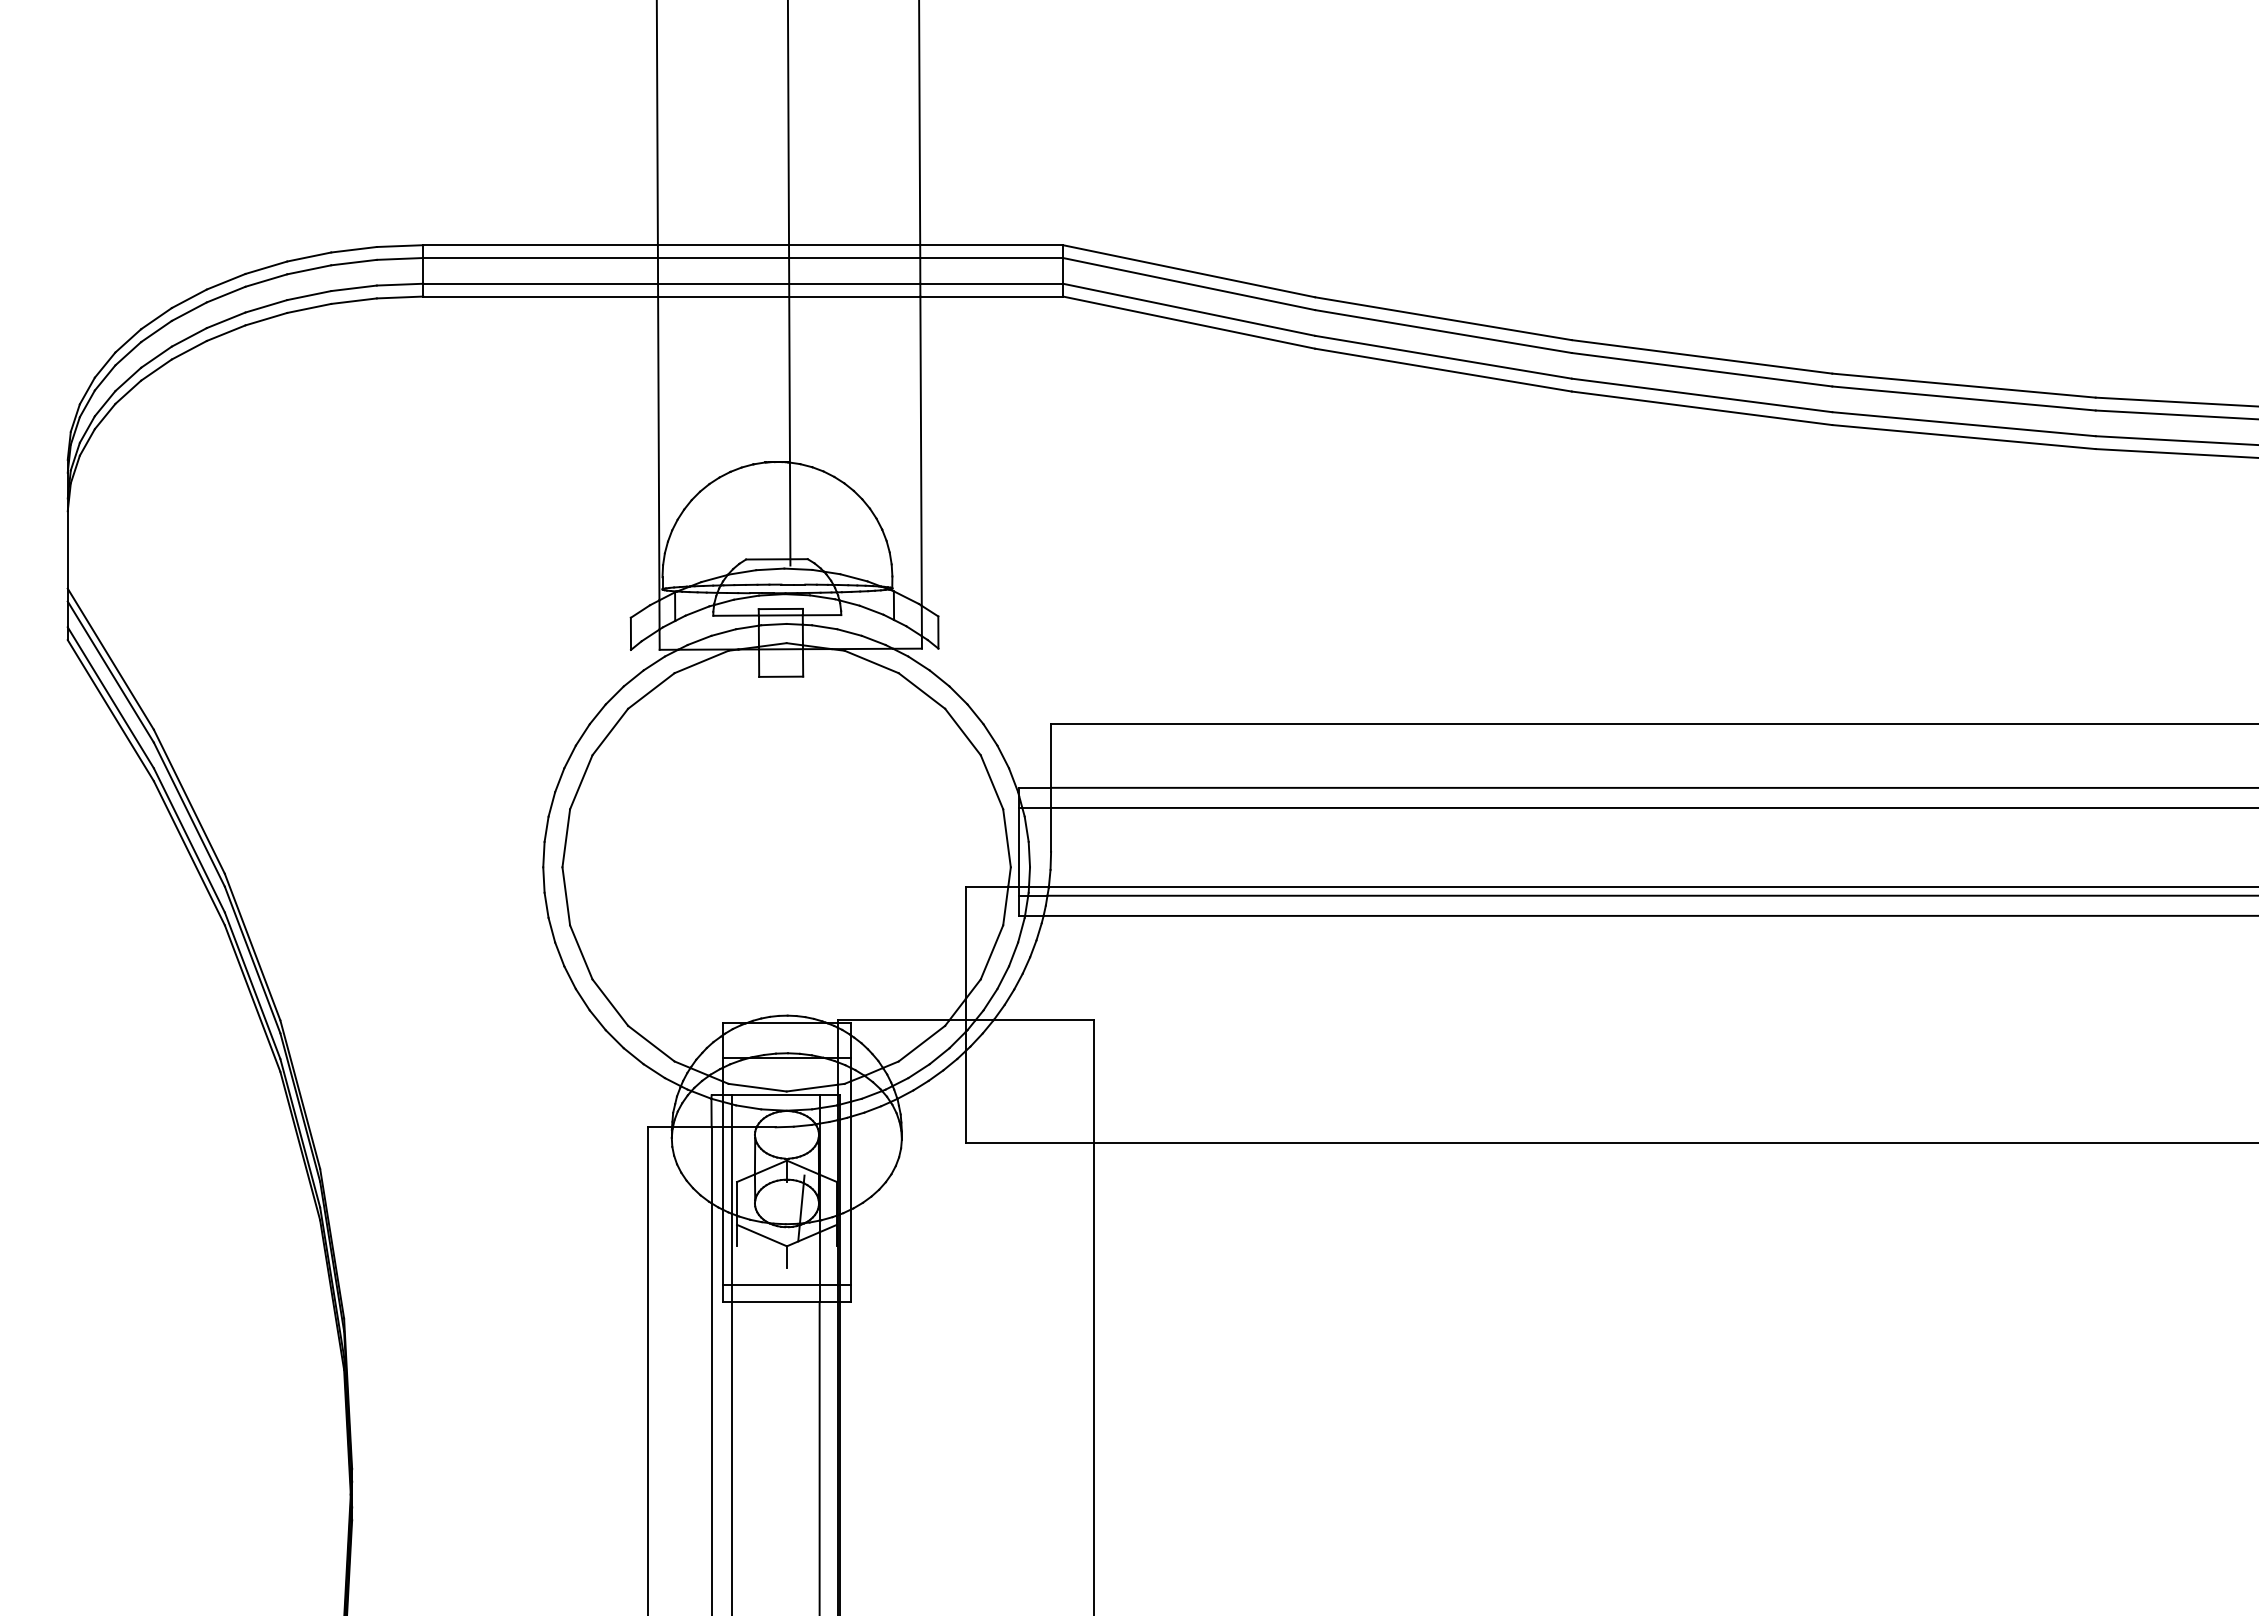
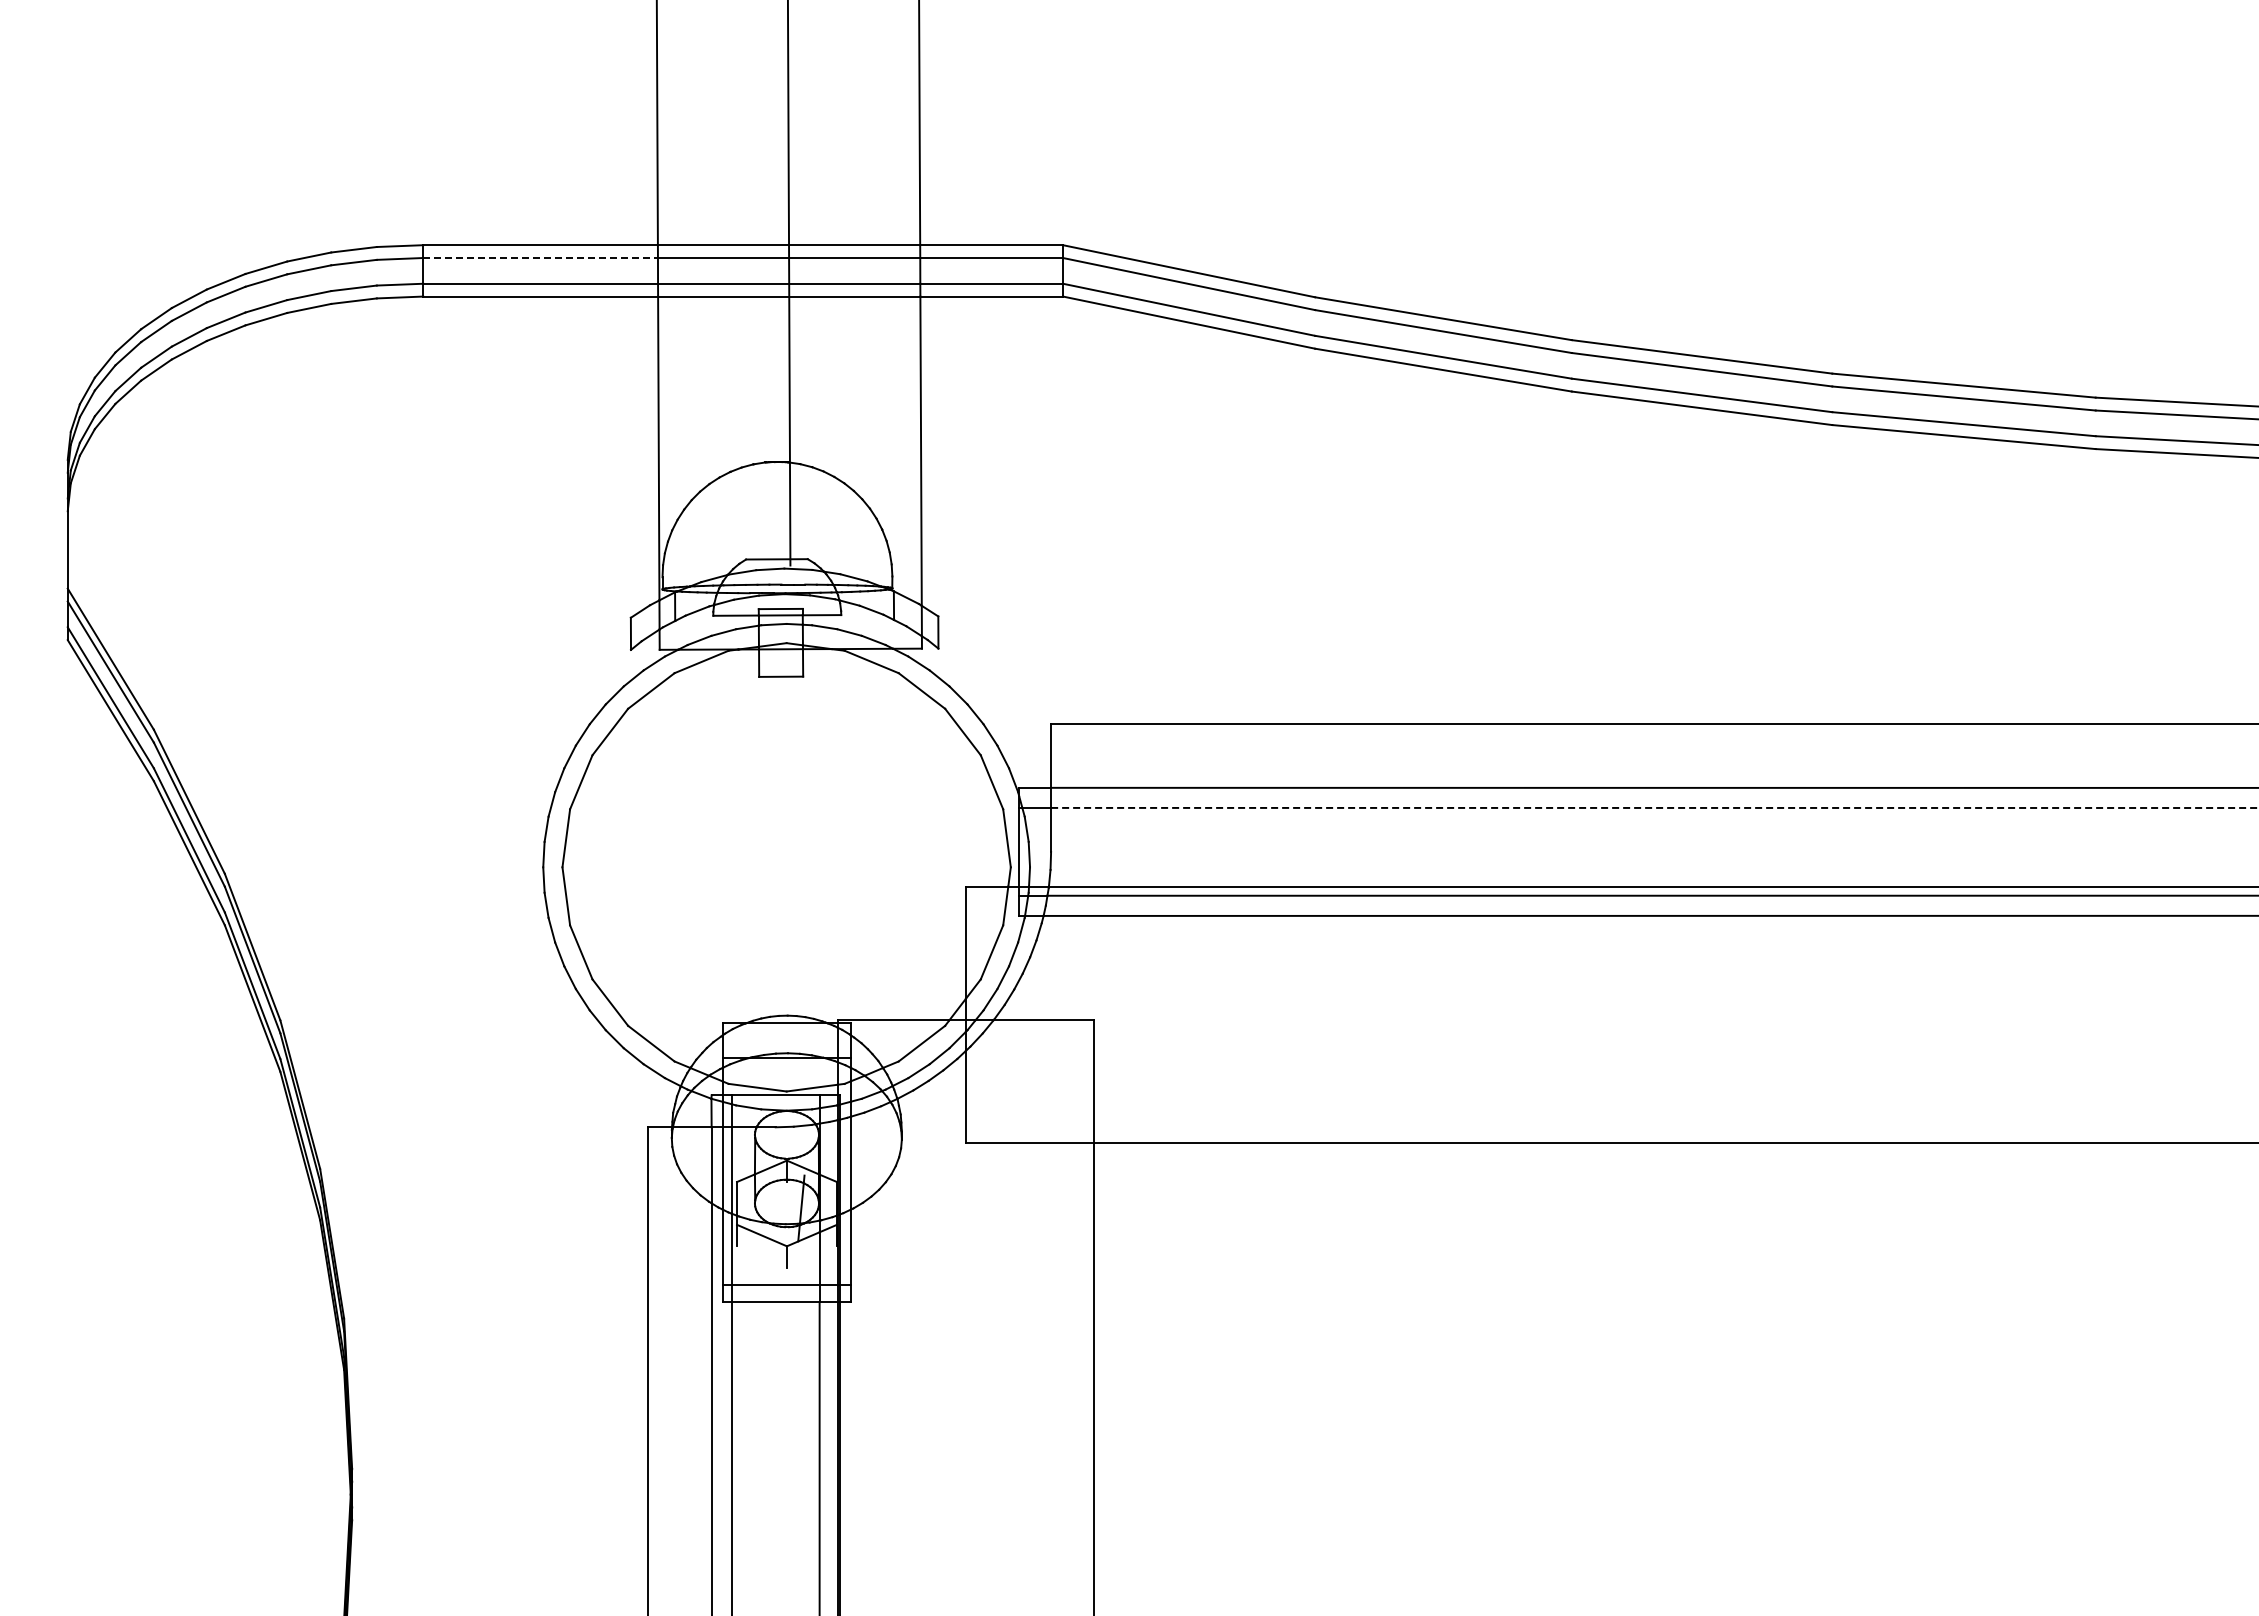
line: solid -> dashed (541, 258)
line: solid -> dashed (1654, 807)
